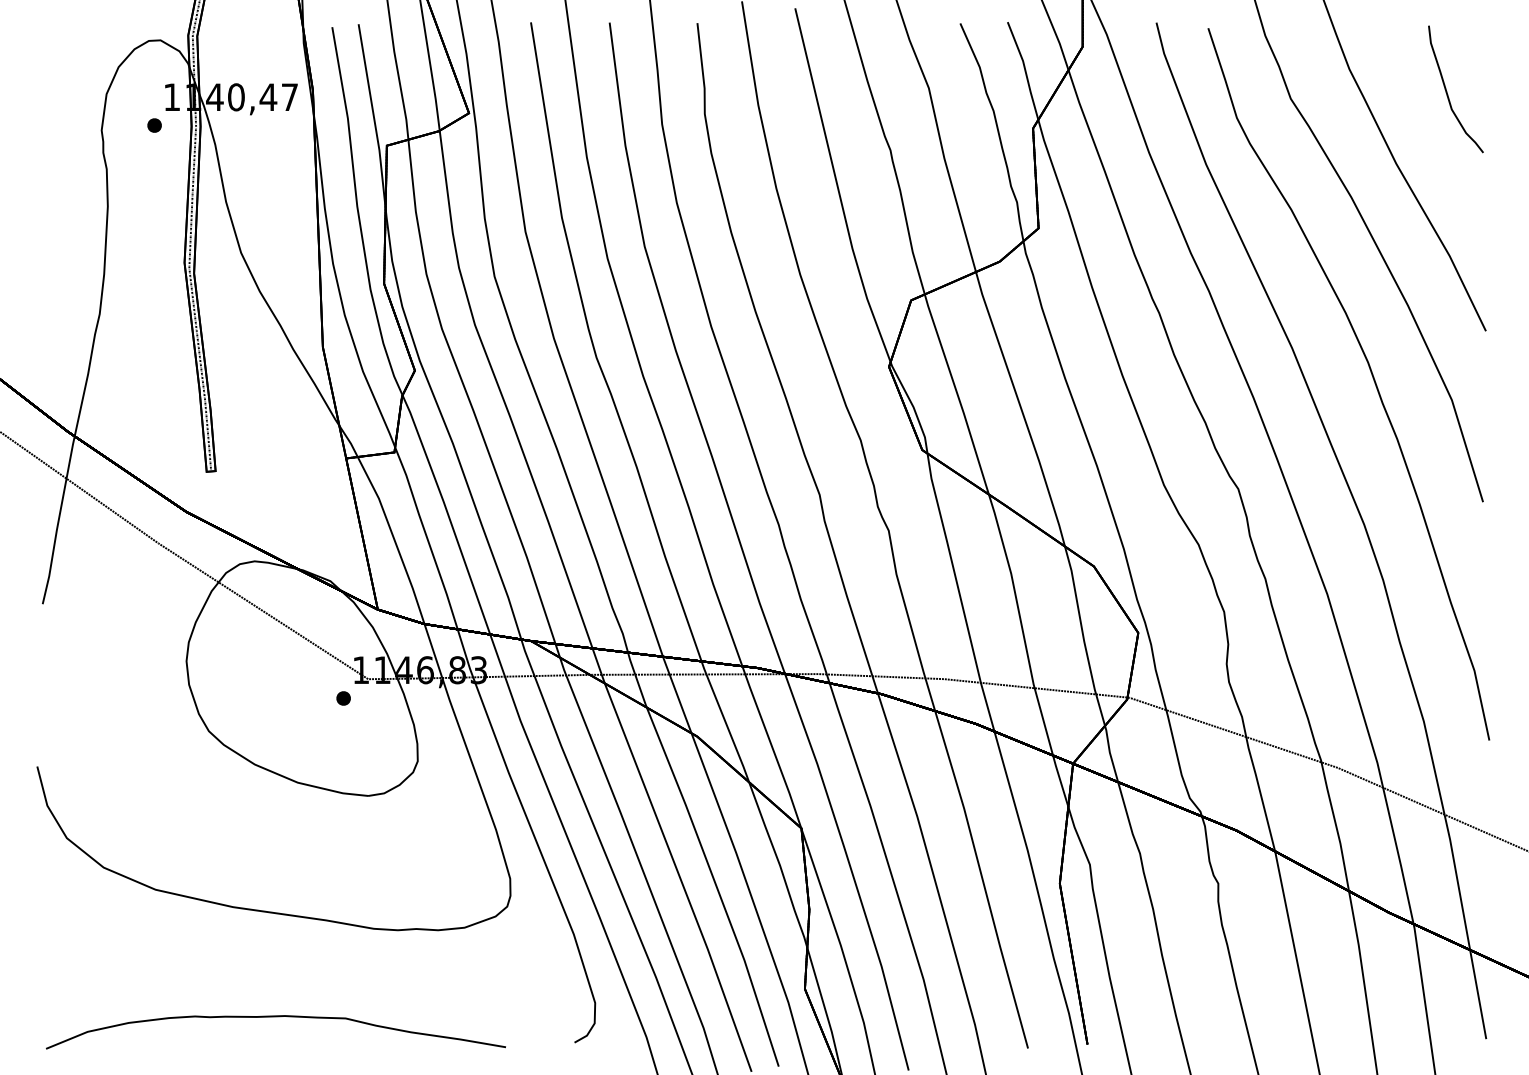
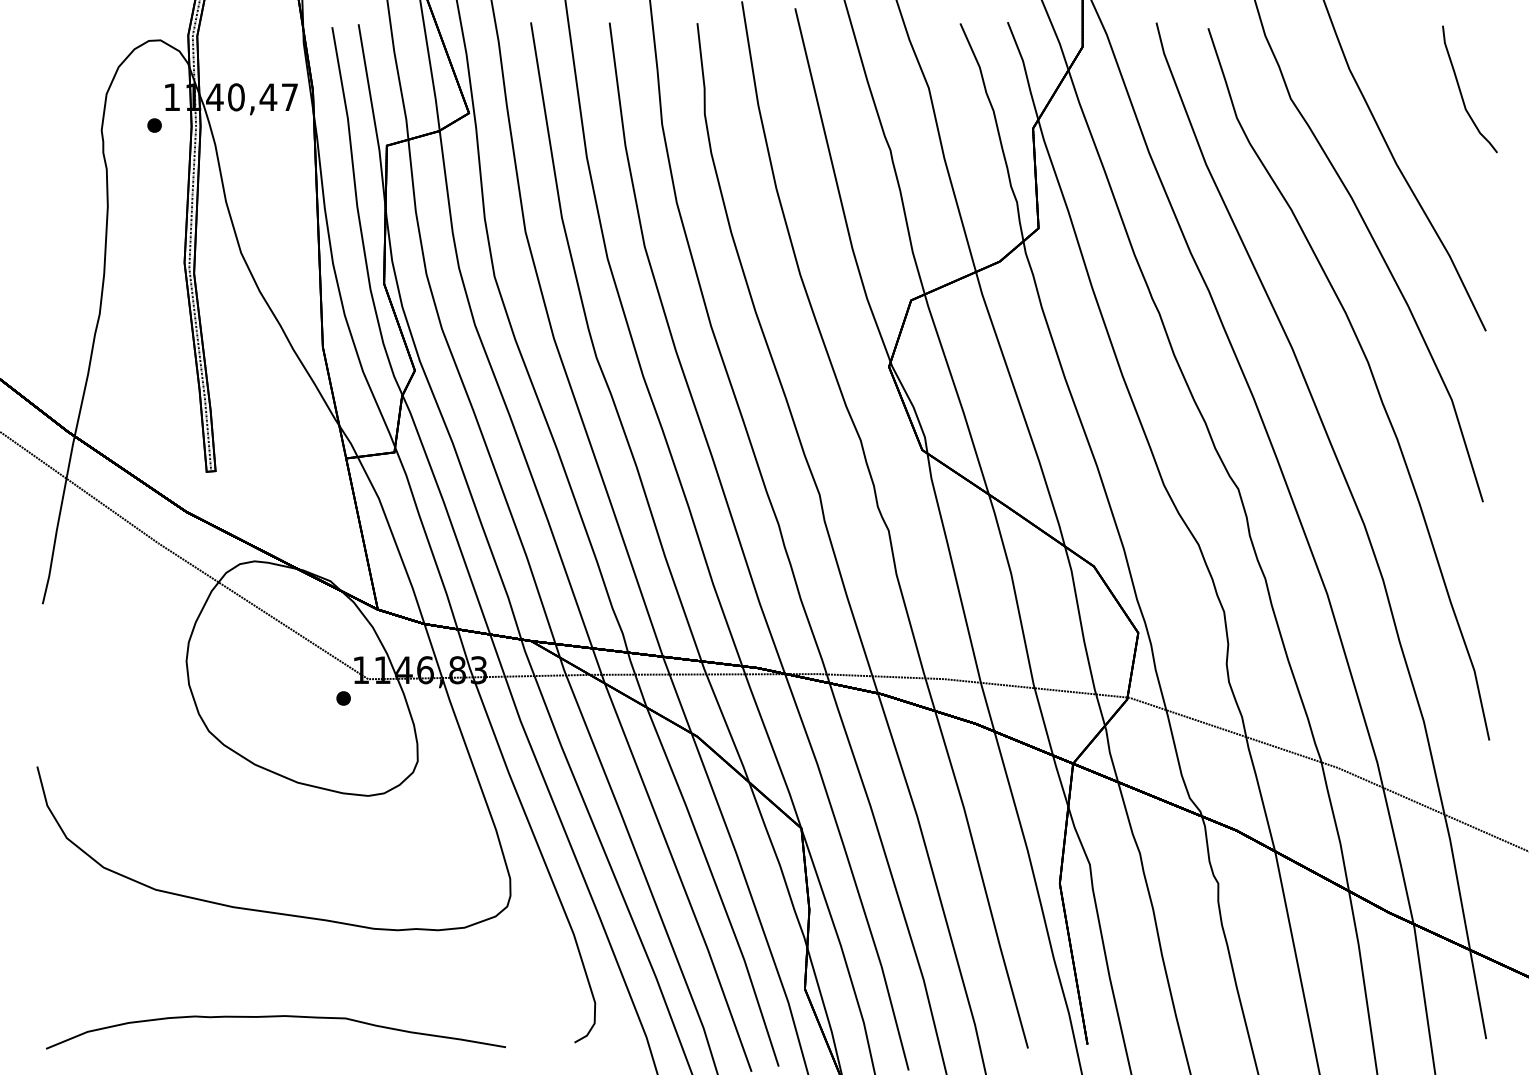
curve position: (1447, 91) -> (1461, 91) (1461, 91)
